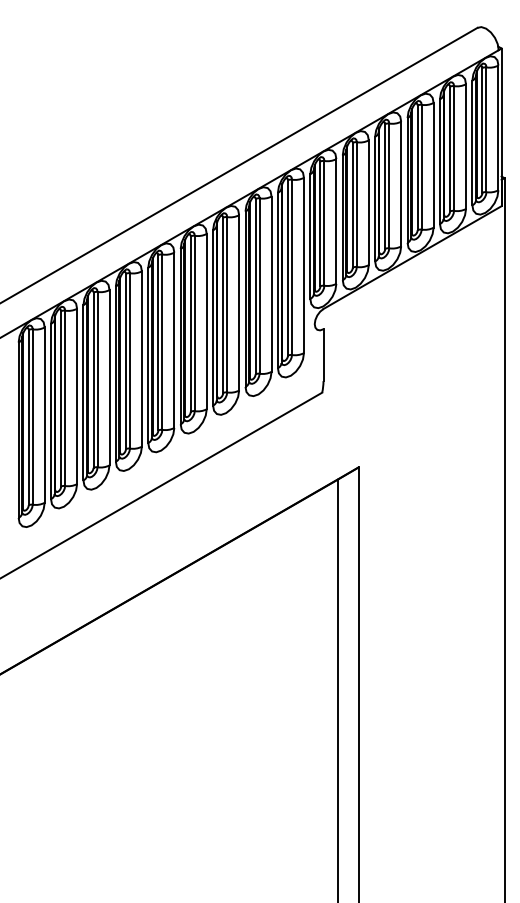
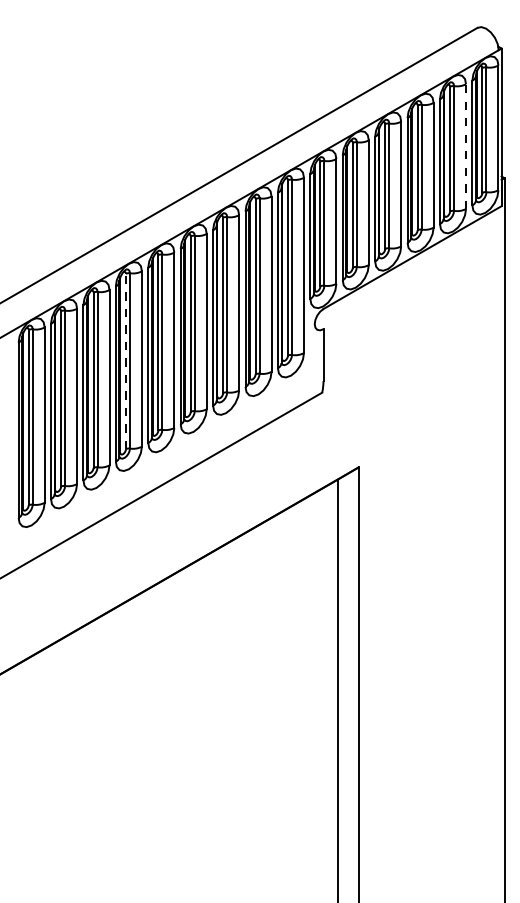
line: solid -> dashed (466, 146)
line: solid -> dashed (125, 361)
